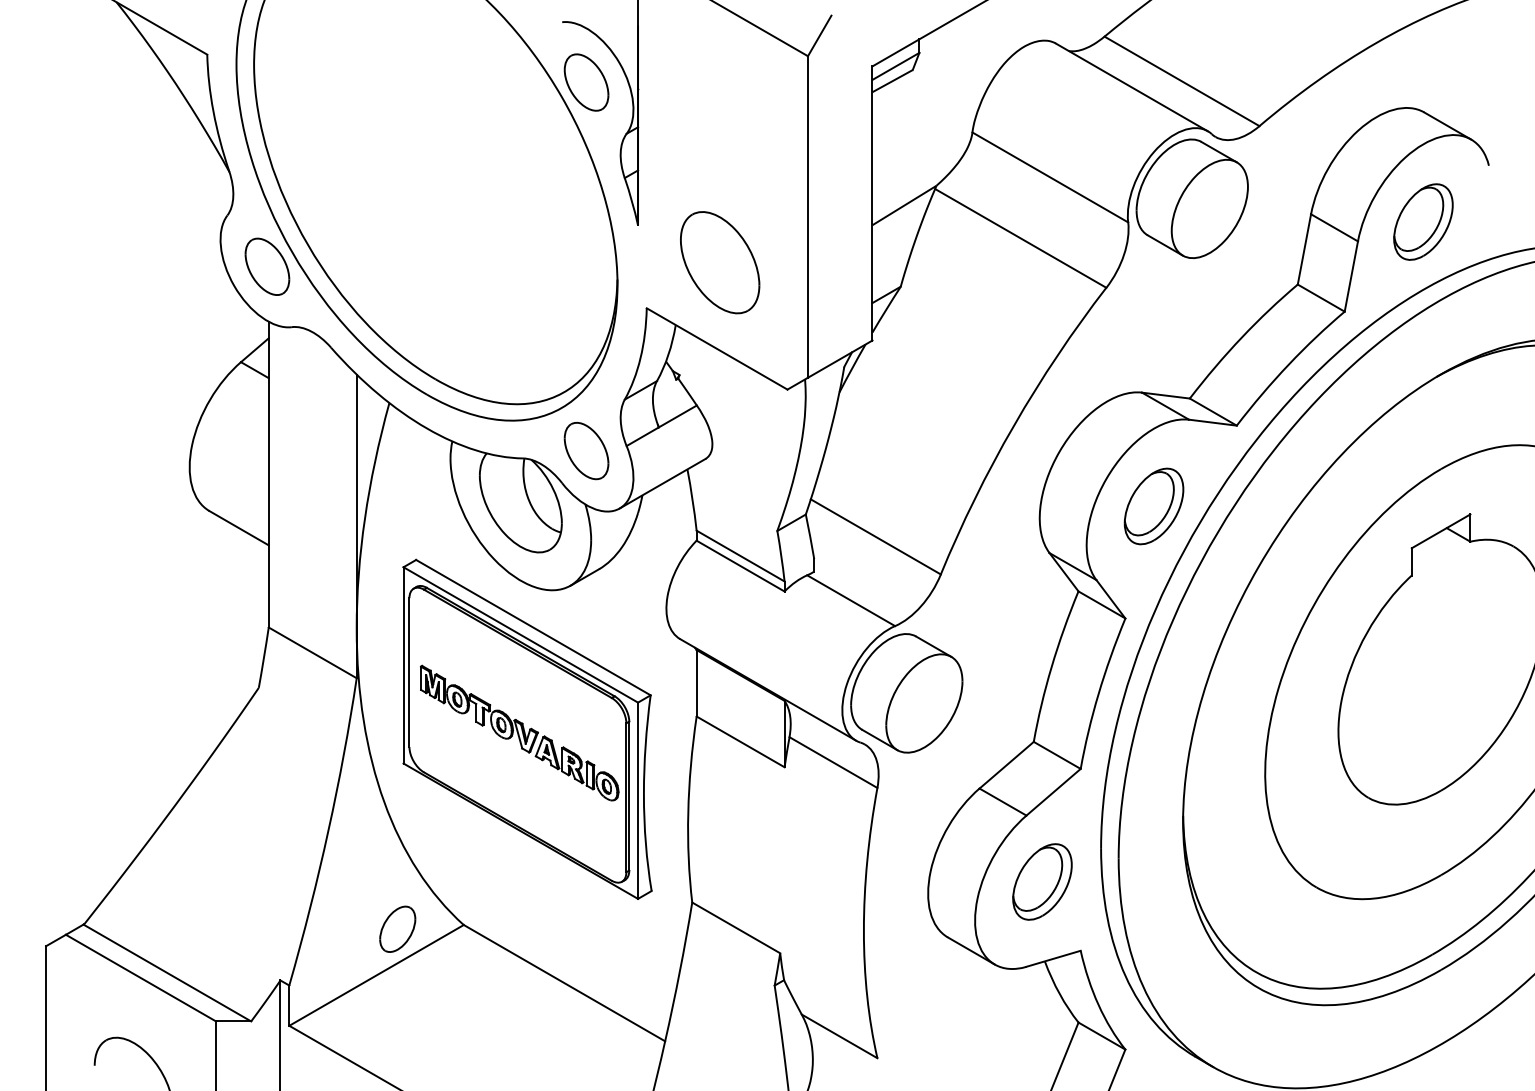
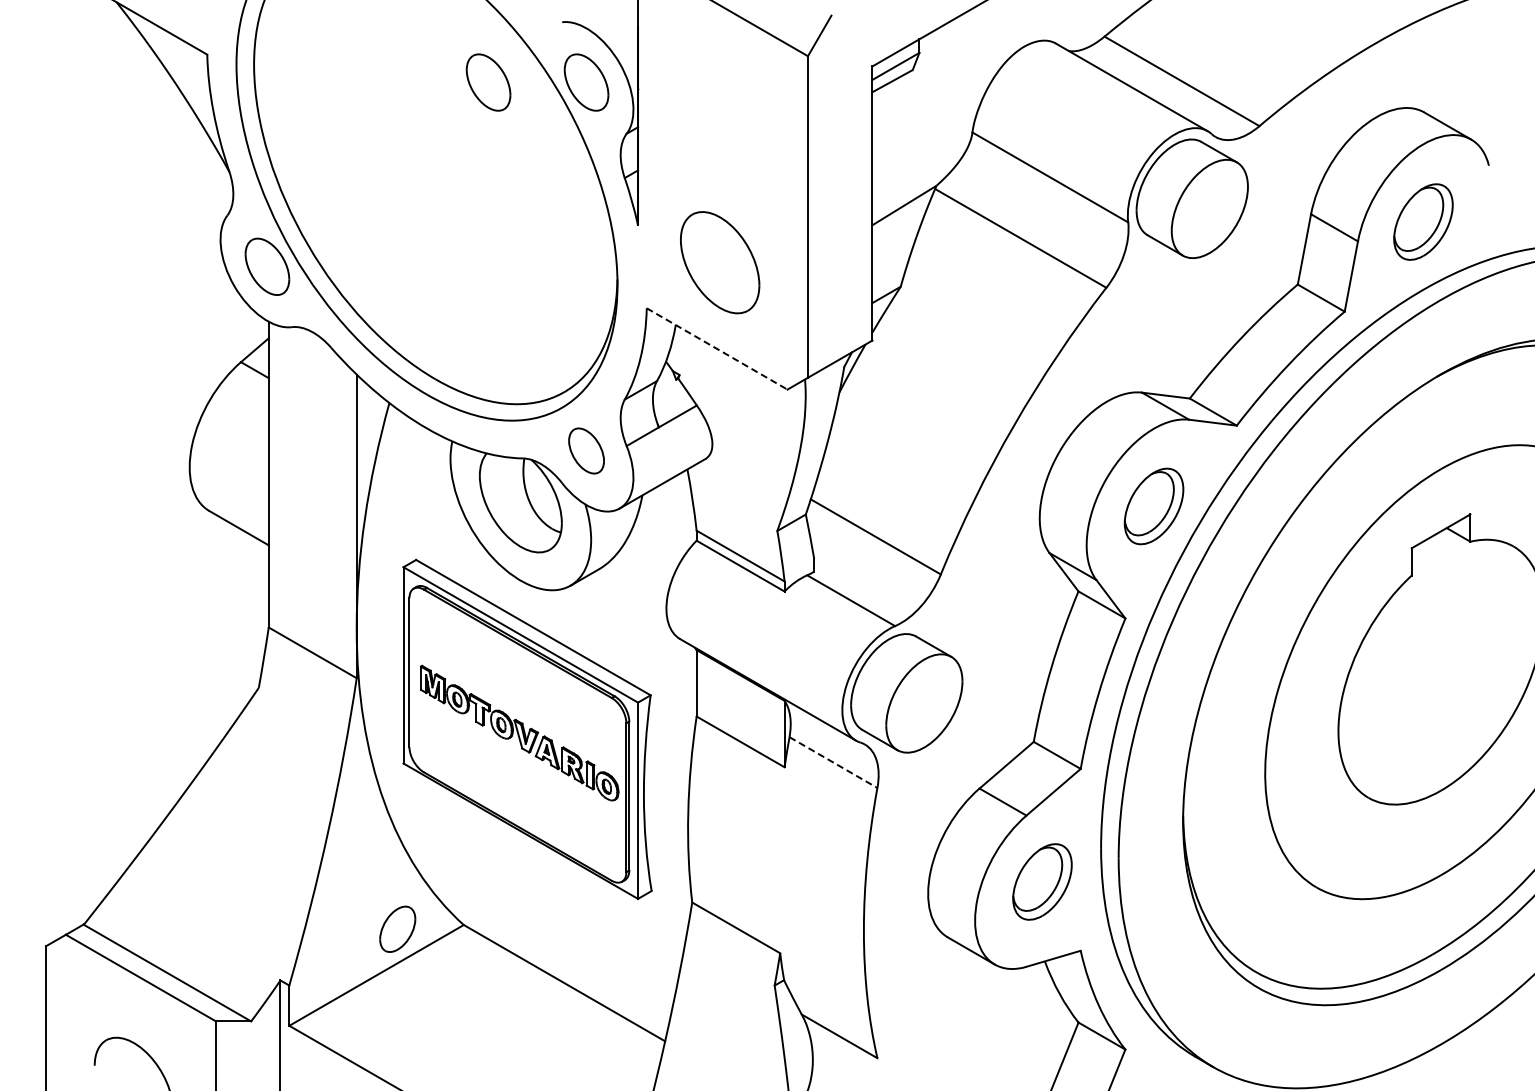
part: none -> present (488, 82)
line: solid -> dashed (717, 349)
part size: 47x60 px -> 37x48 px (586, 450)
line: solid -> dashed (833, 762)
